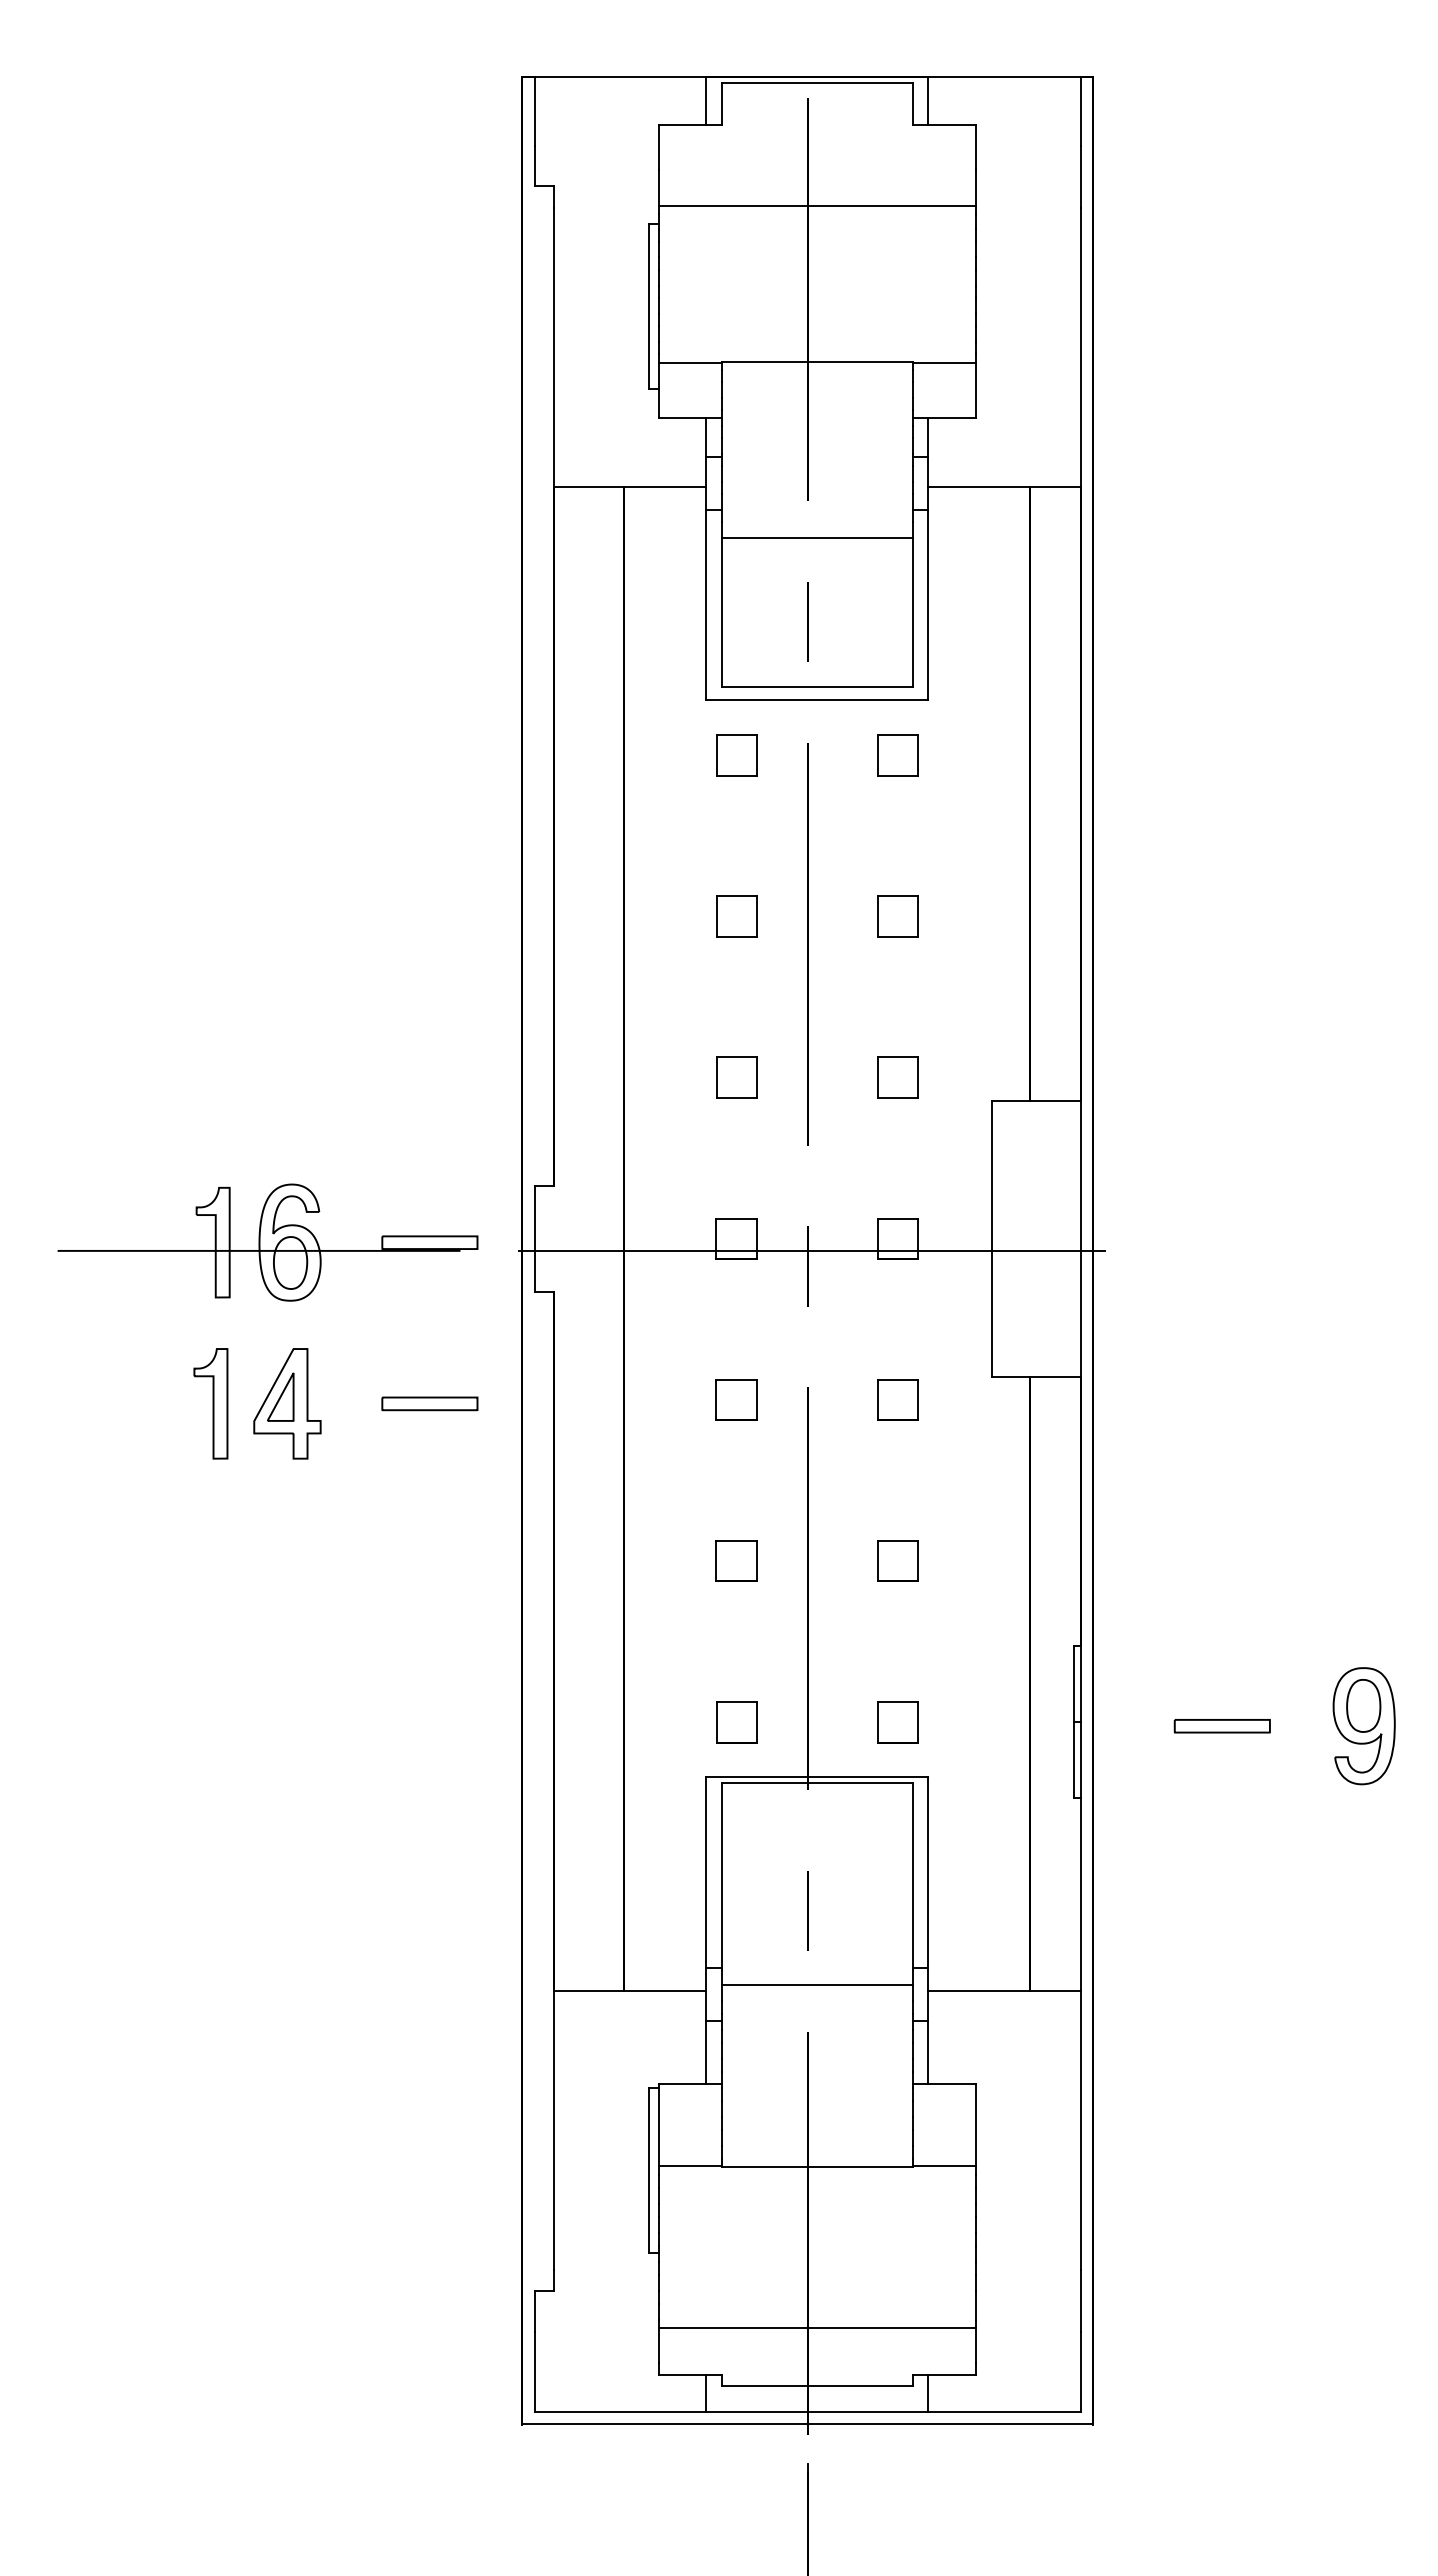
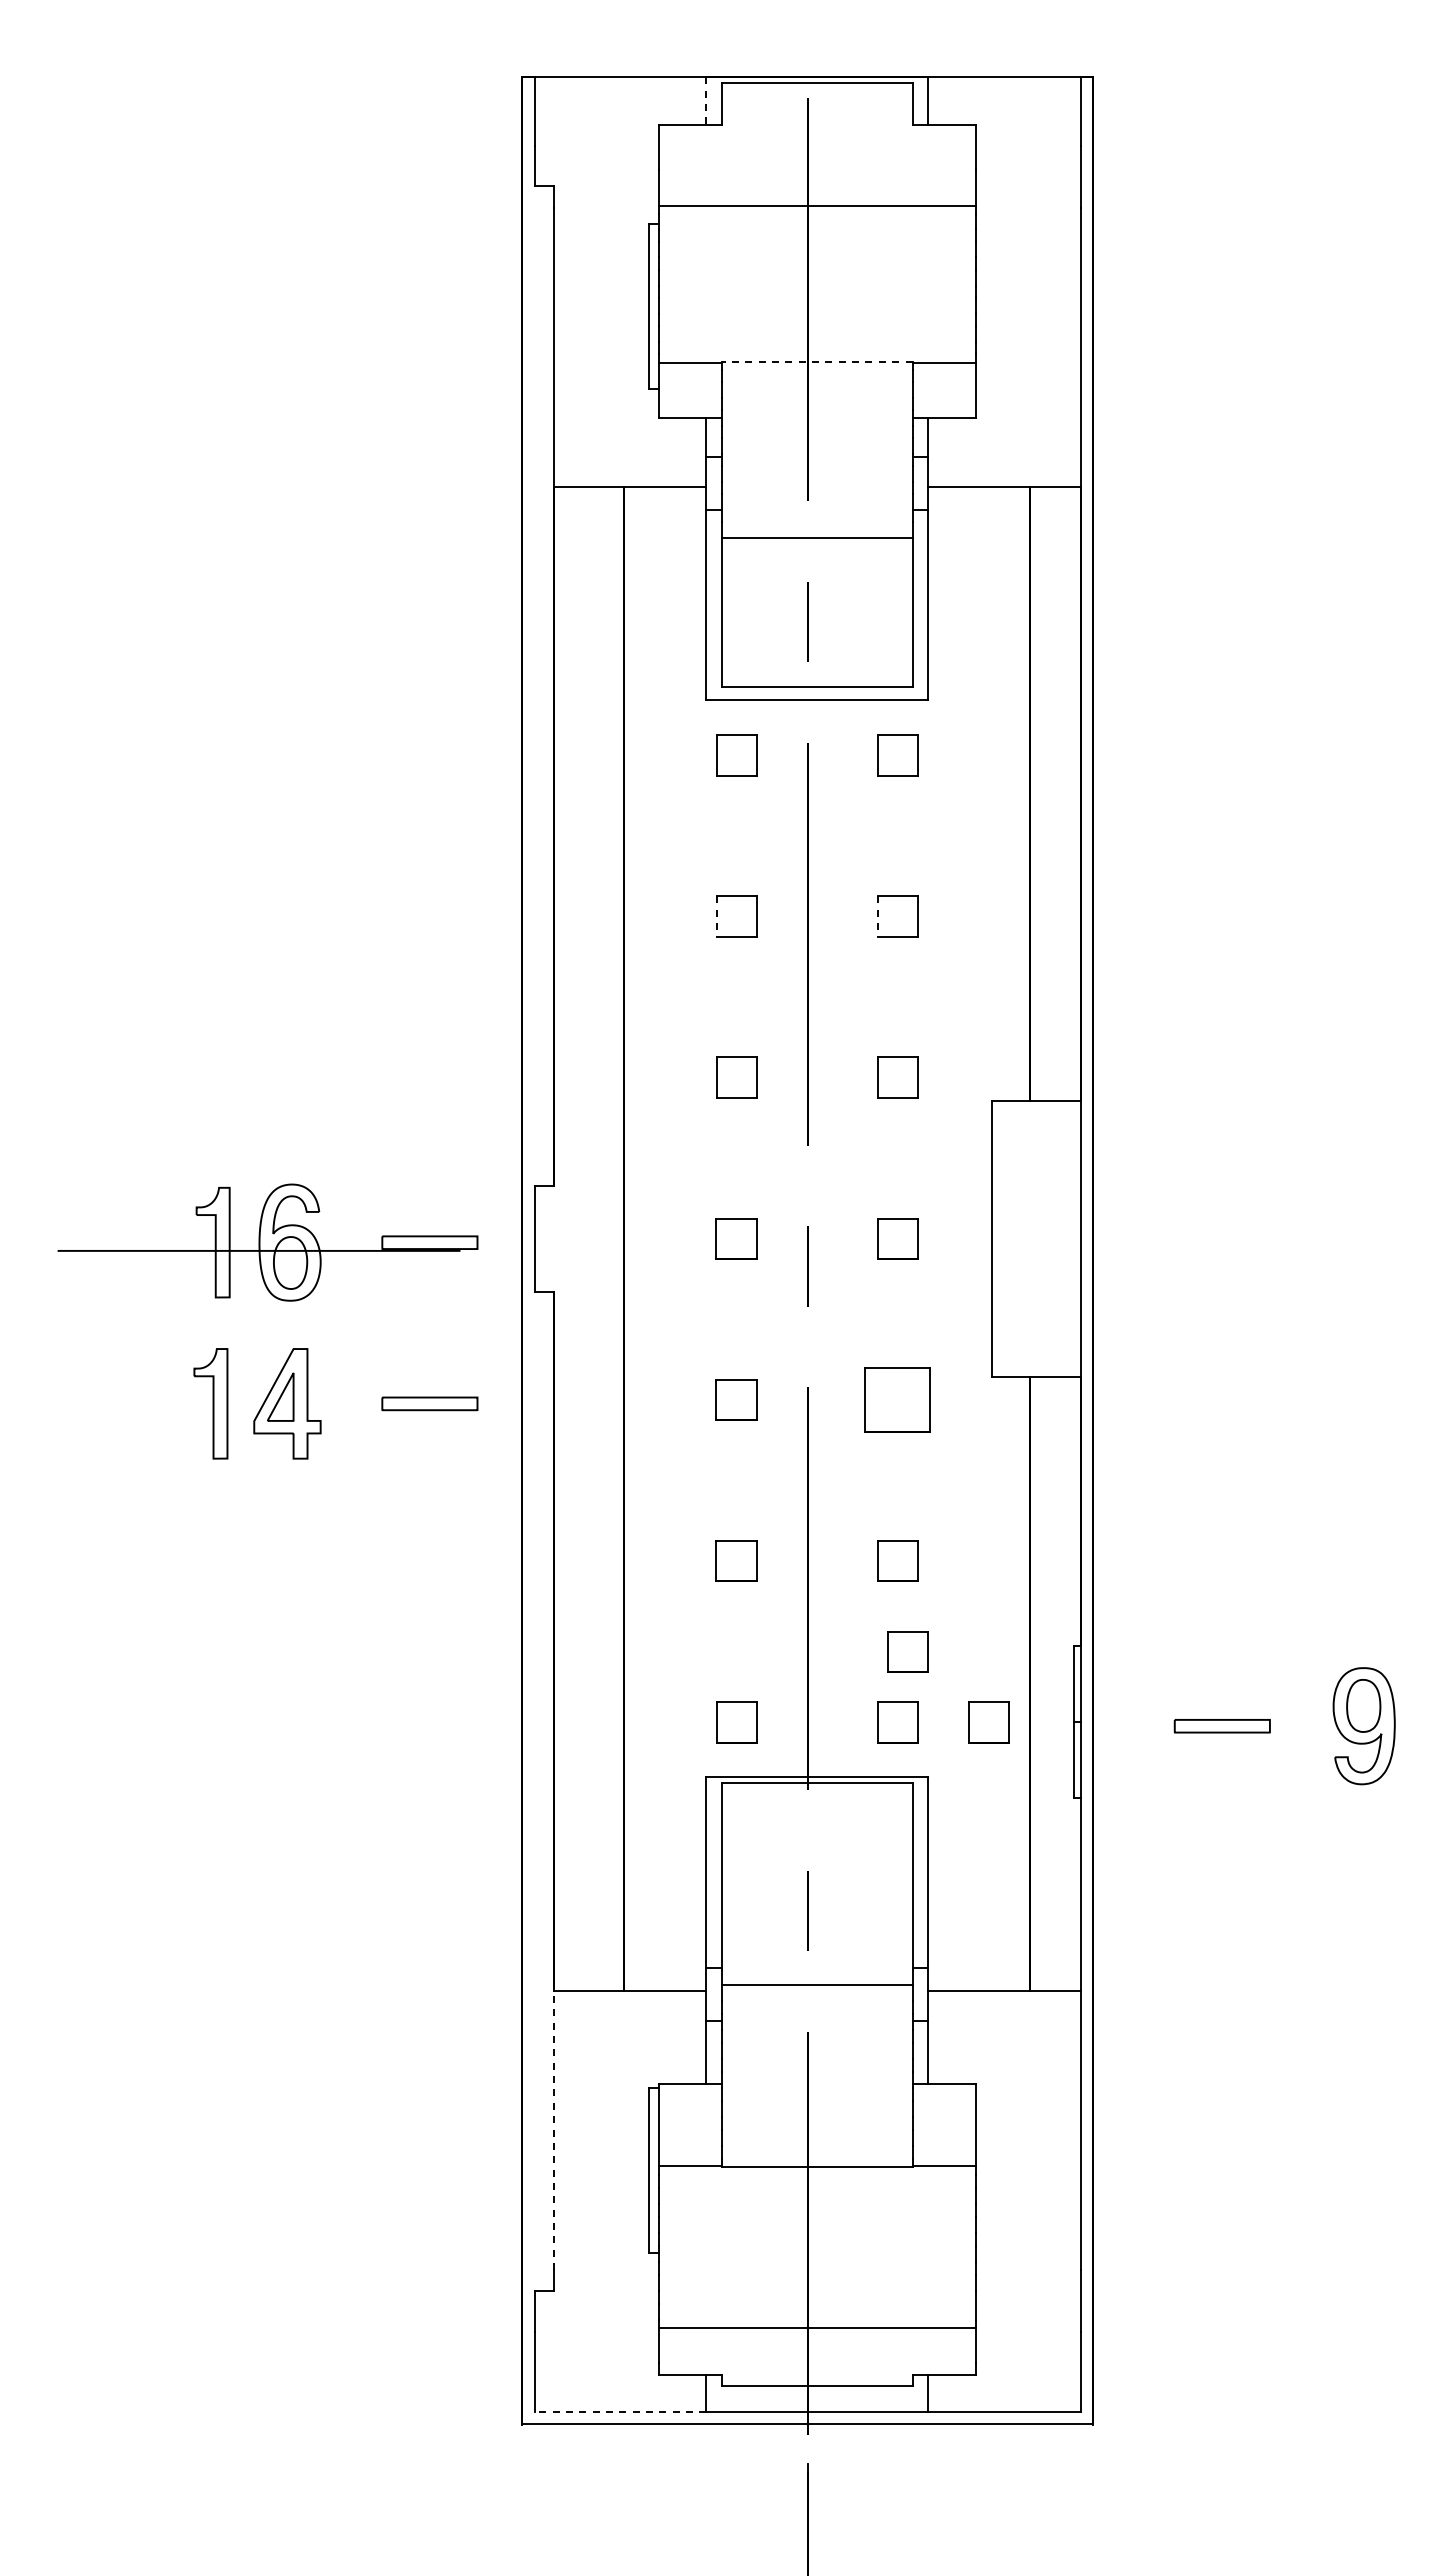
line: solid -> dashed (706, 101)
line: solid -> dashed (816, 362)
line: solid -> dashed (716, 917)
line: solid -> dashed (877, 917)
line: present -> none (811, 1250)
part size: 42x42 px -> 67x66 px (897, 1399)
part: none -> present (907, 1651)
part: none -> present (988, 1722)
line: solid -> dashed (554, 2130)
line: solid -> dashed (620, 2411)
